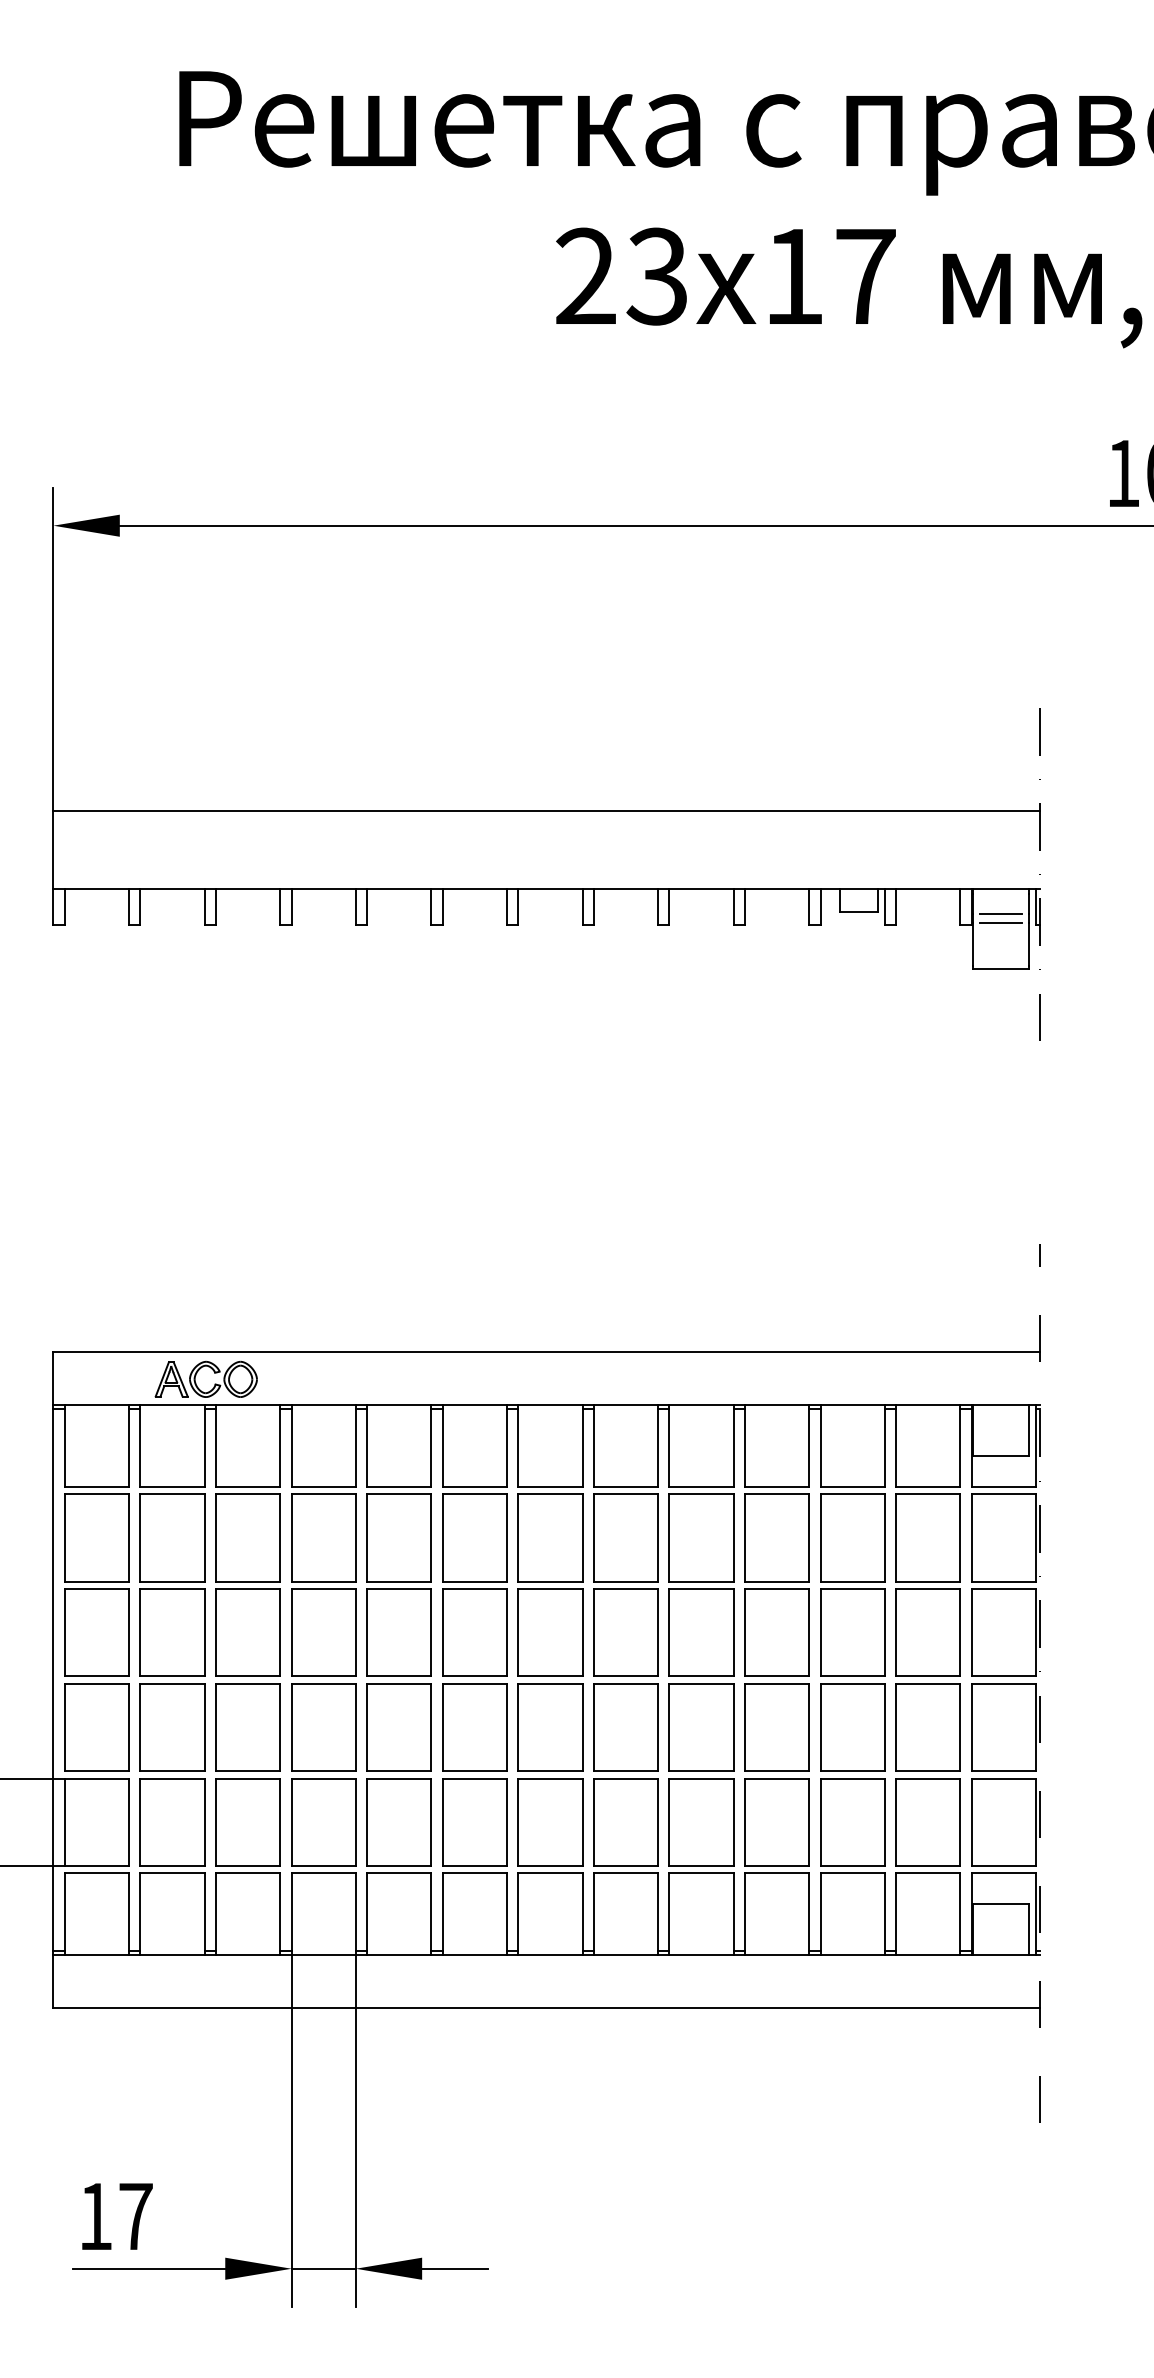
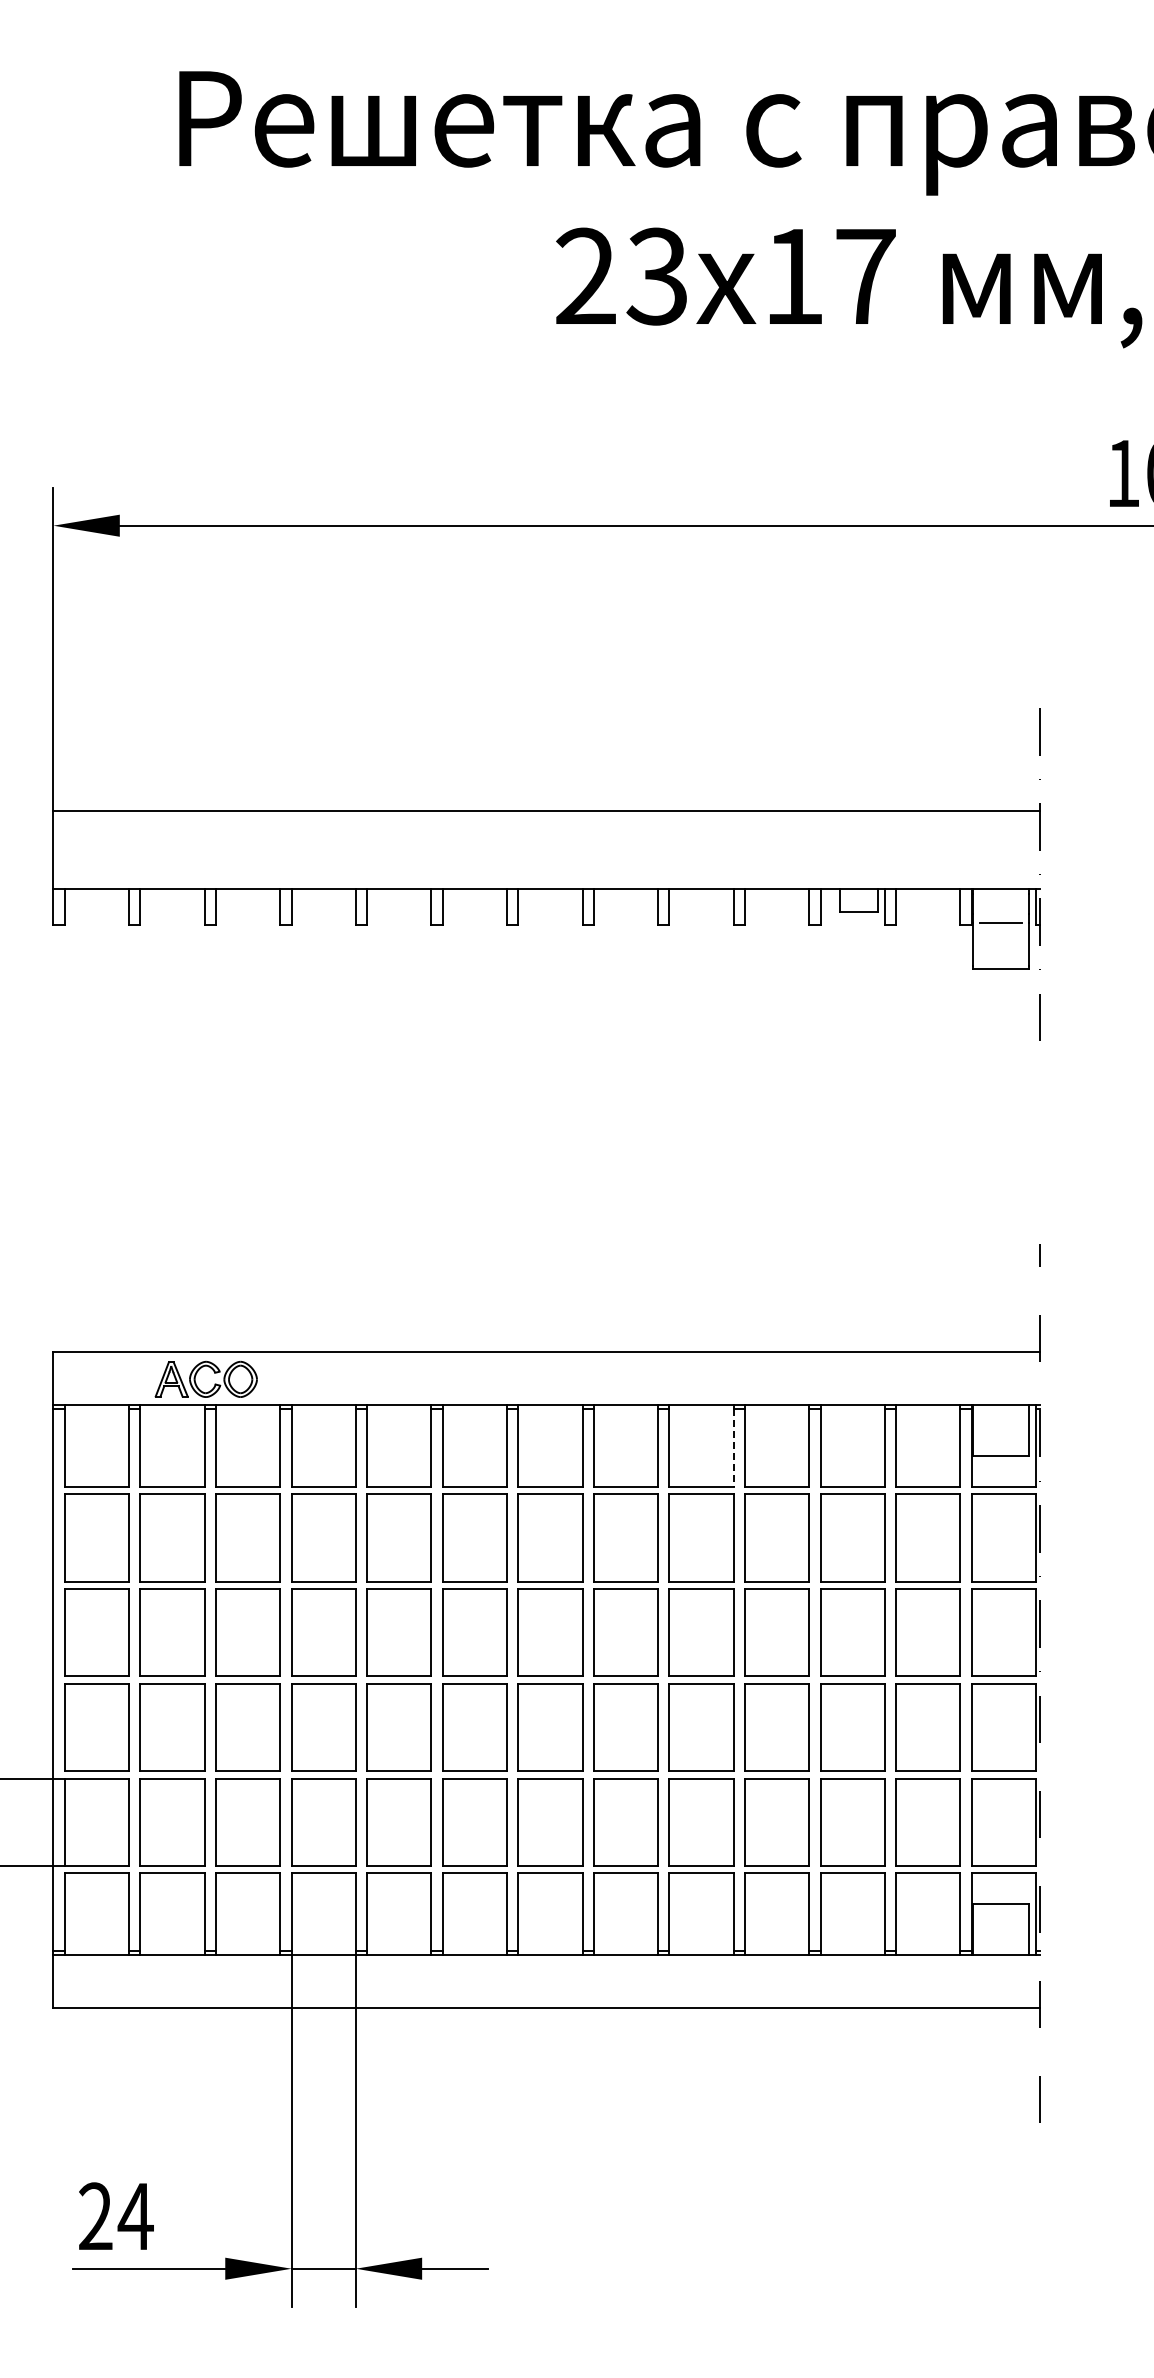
line: present -> none (1001, 914)
line: solid -> dashed (733, 1448)
text: 17 -> 24 (116, 2215)
